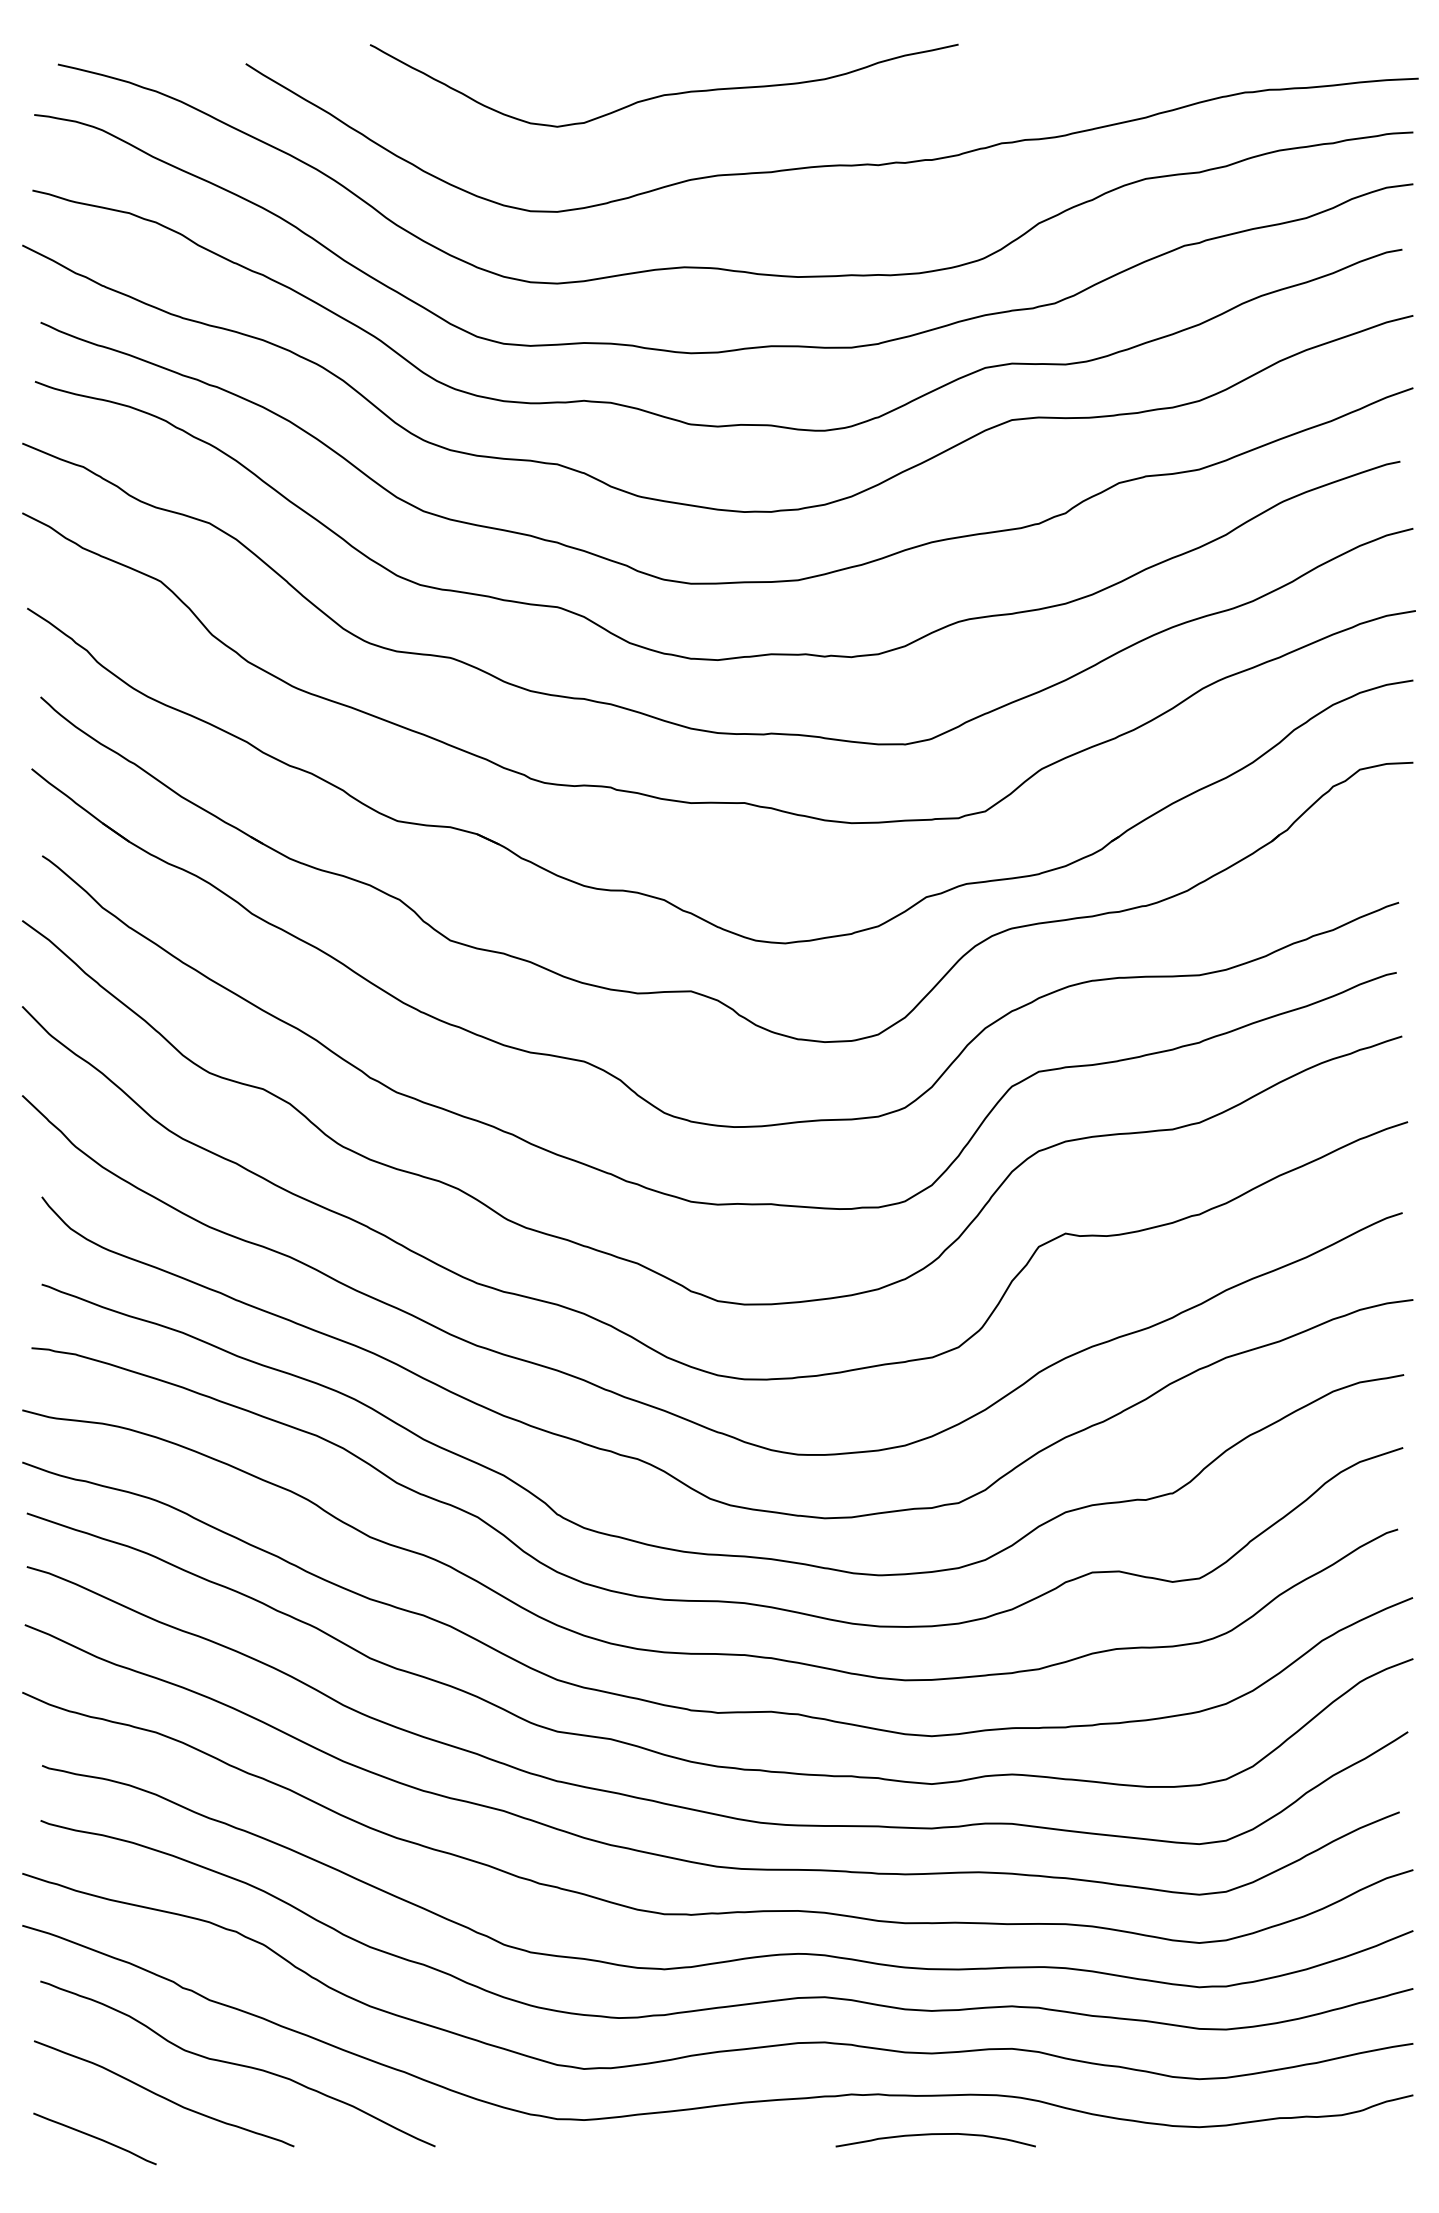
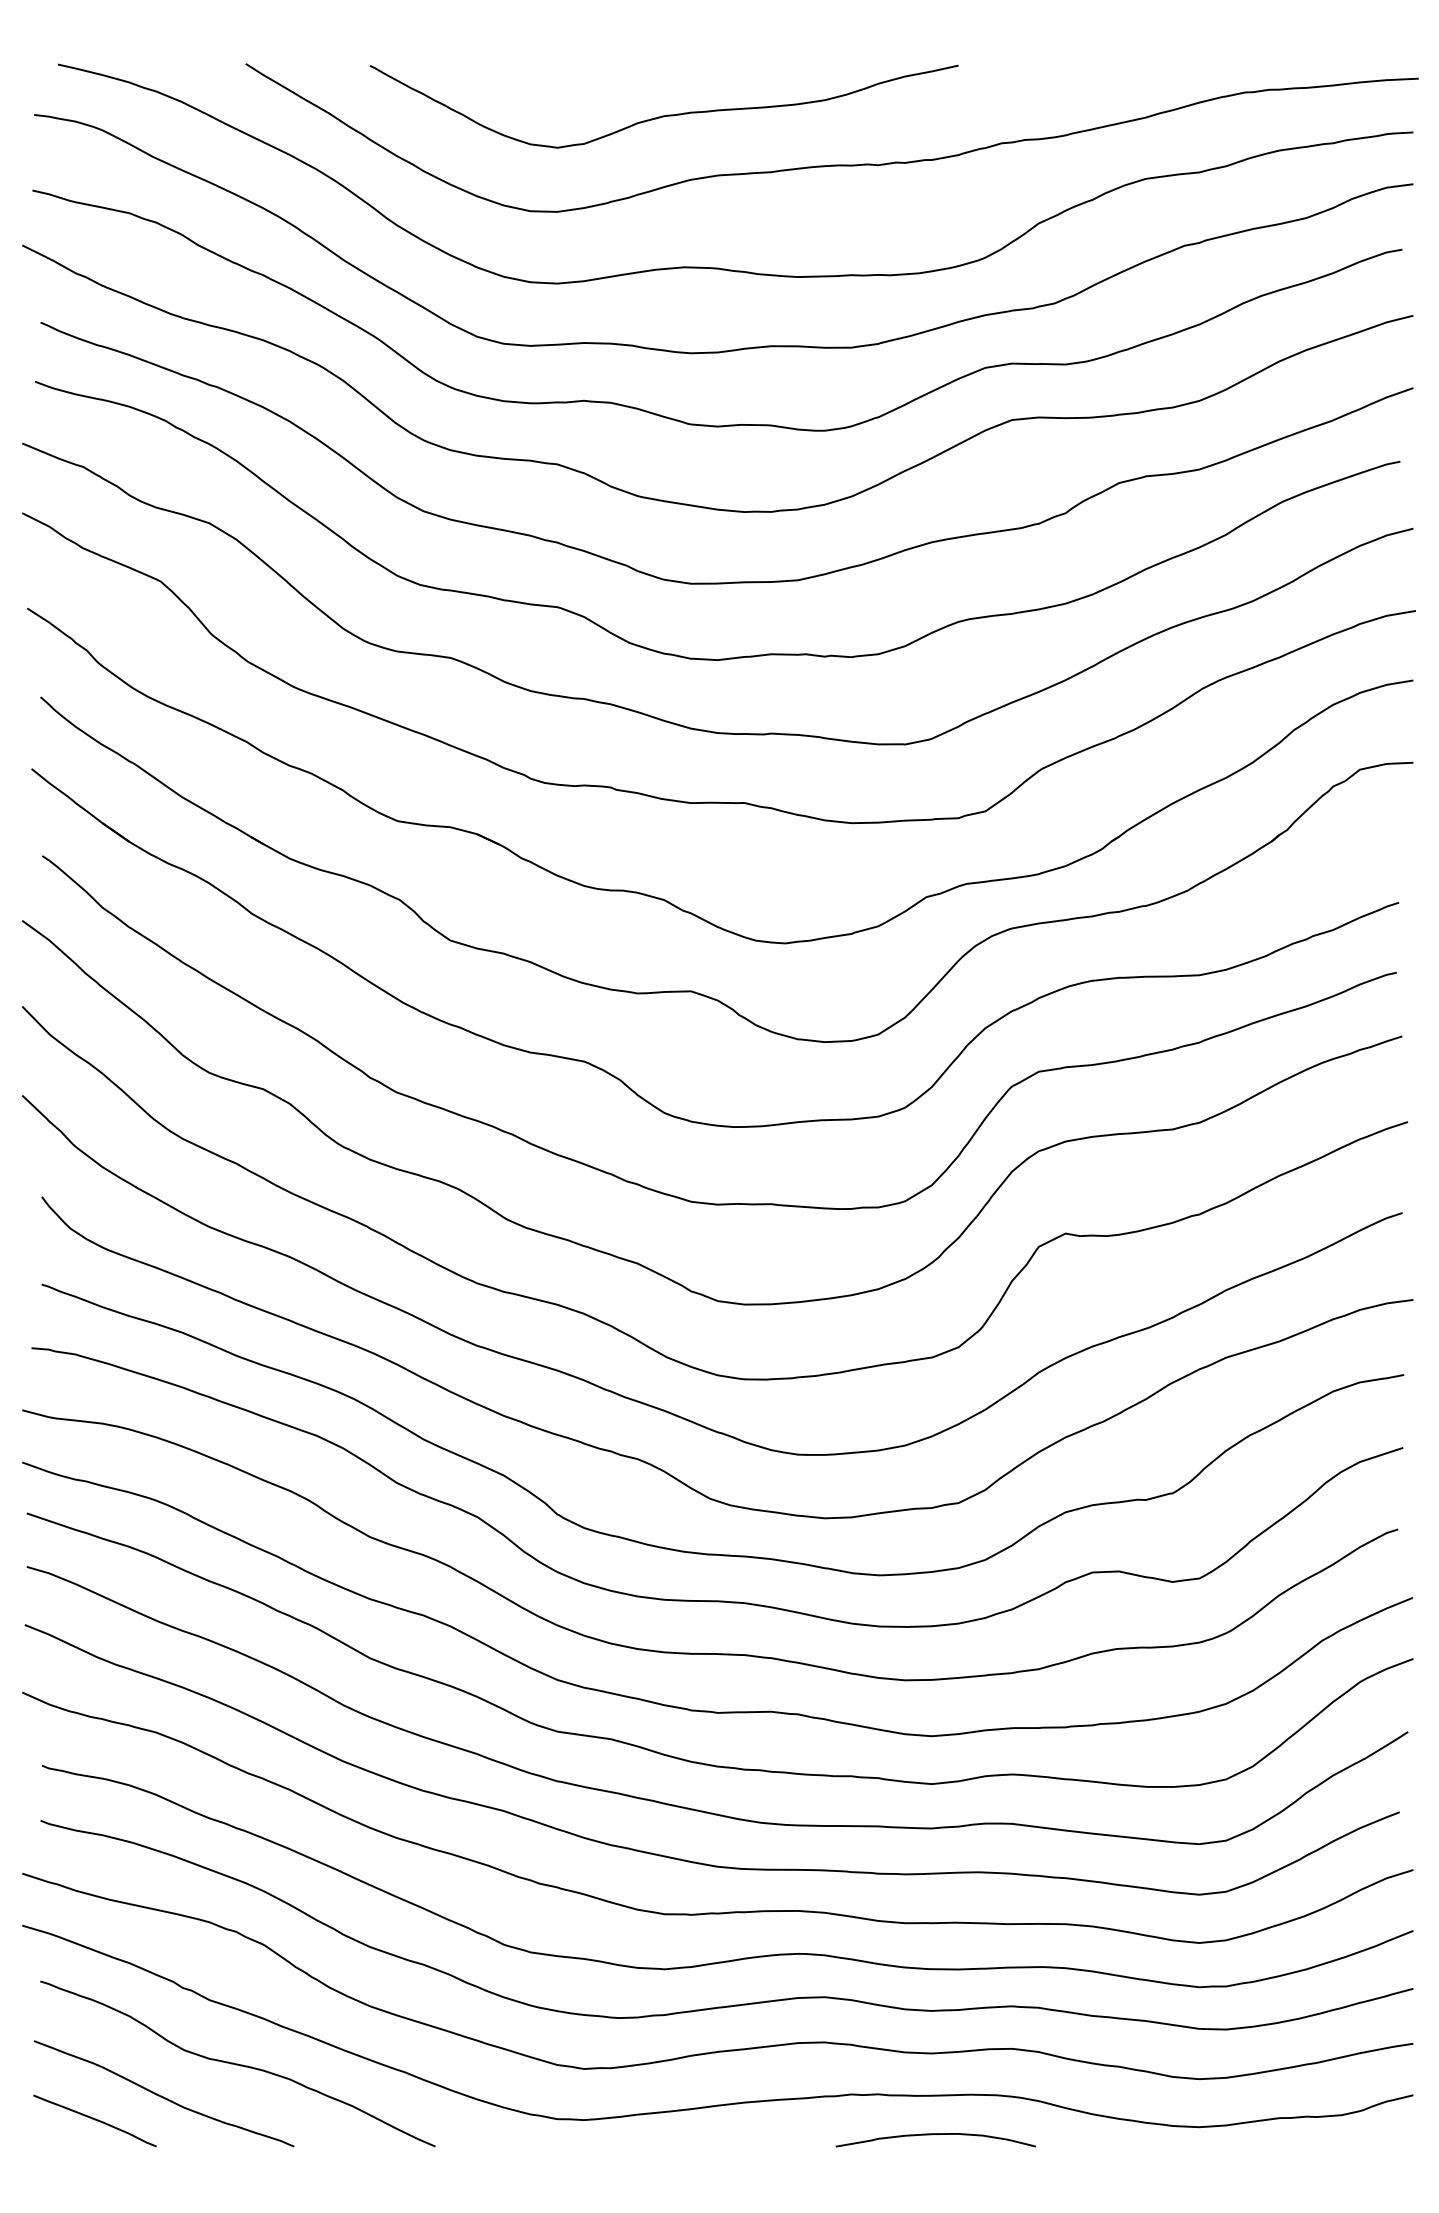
curve position: (667, 93) -> (667, 114) (667, 114)
curve position: (94, 2138) -> (94, 2120) (94, 2120)
